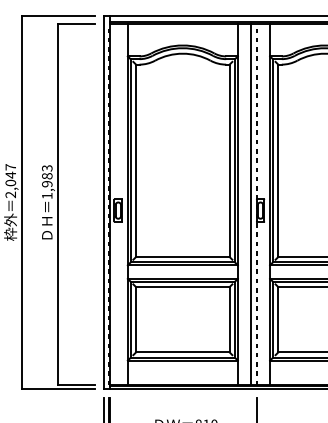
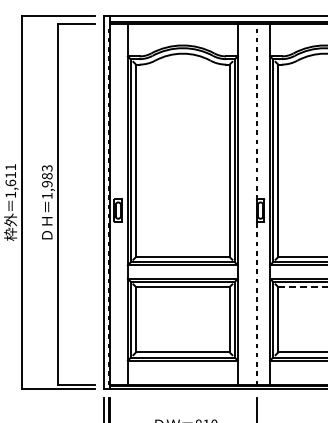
text: 2,047 -> 1,611 (10, 181)
line: present -> none (251, 204)
line: solid -> dashed (303, 287)
